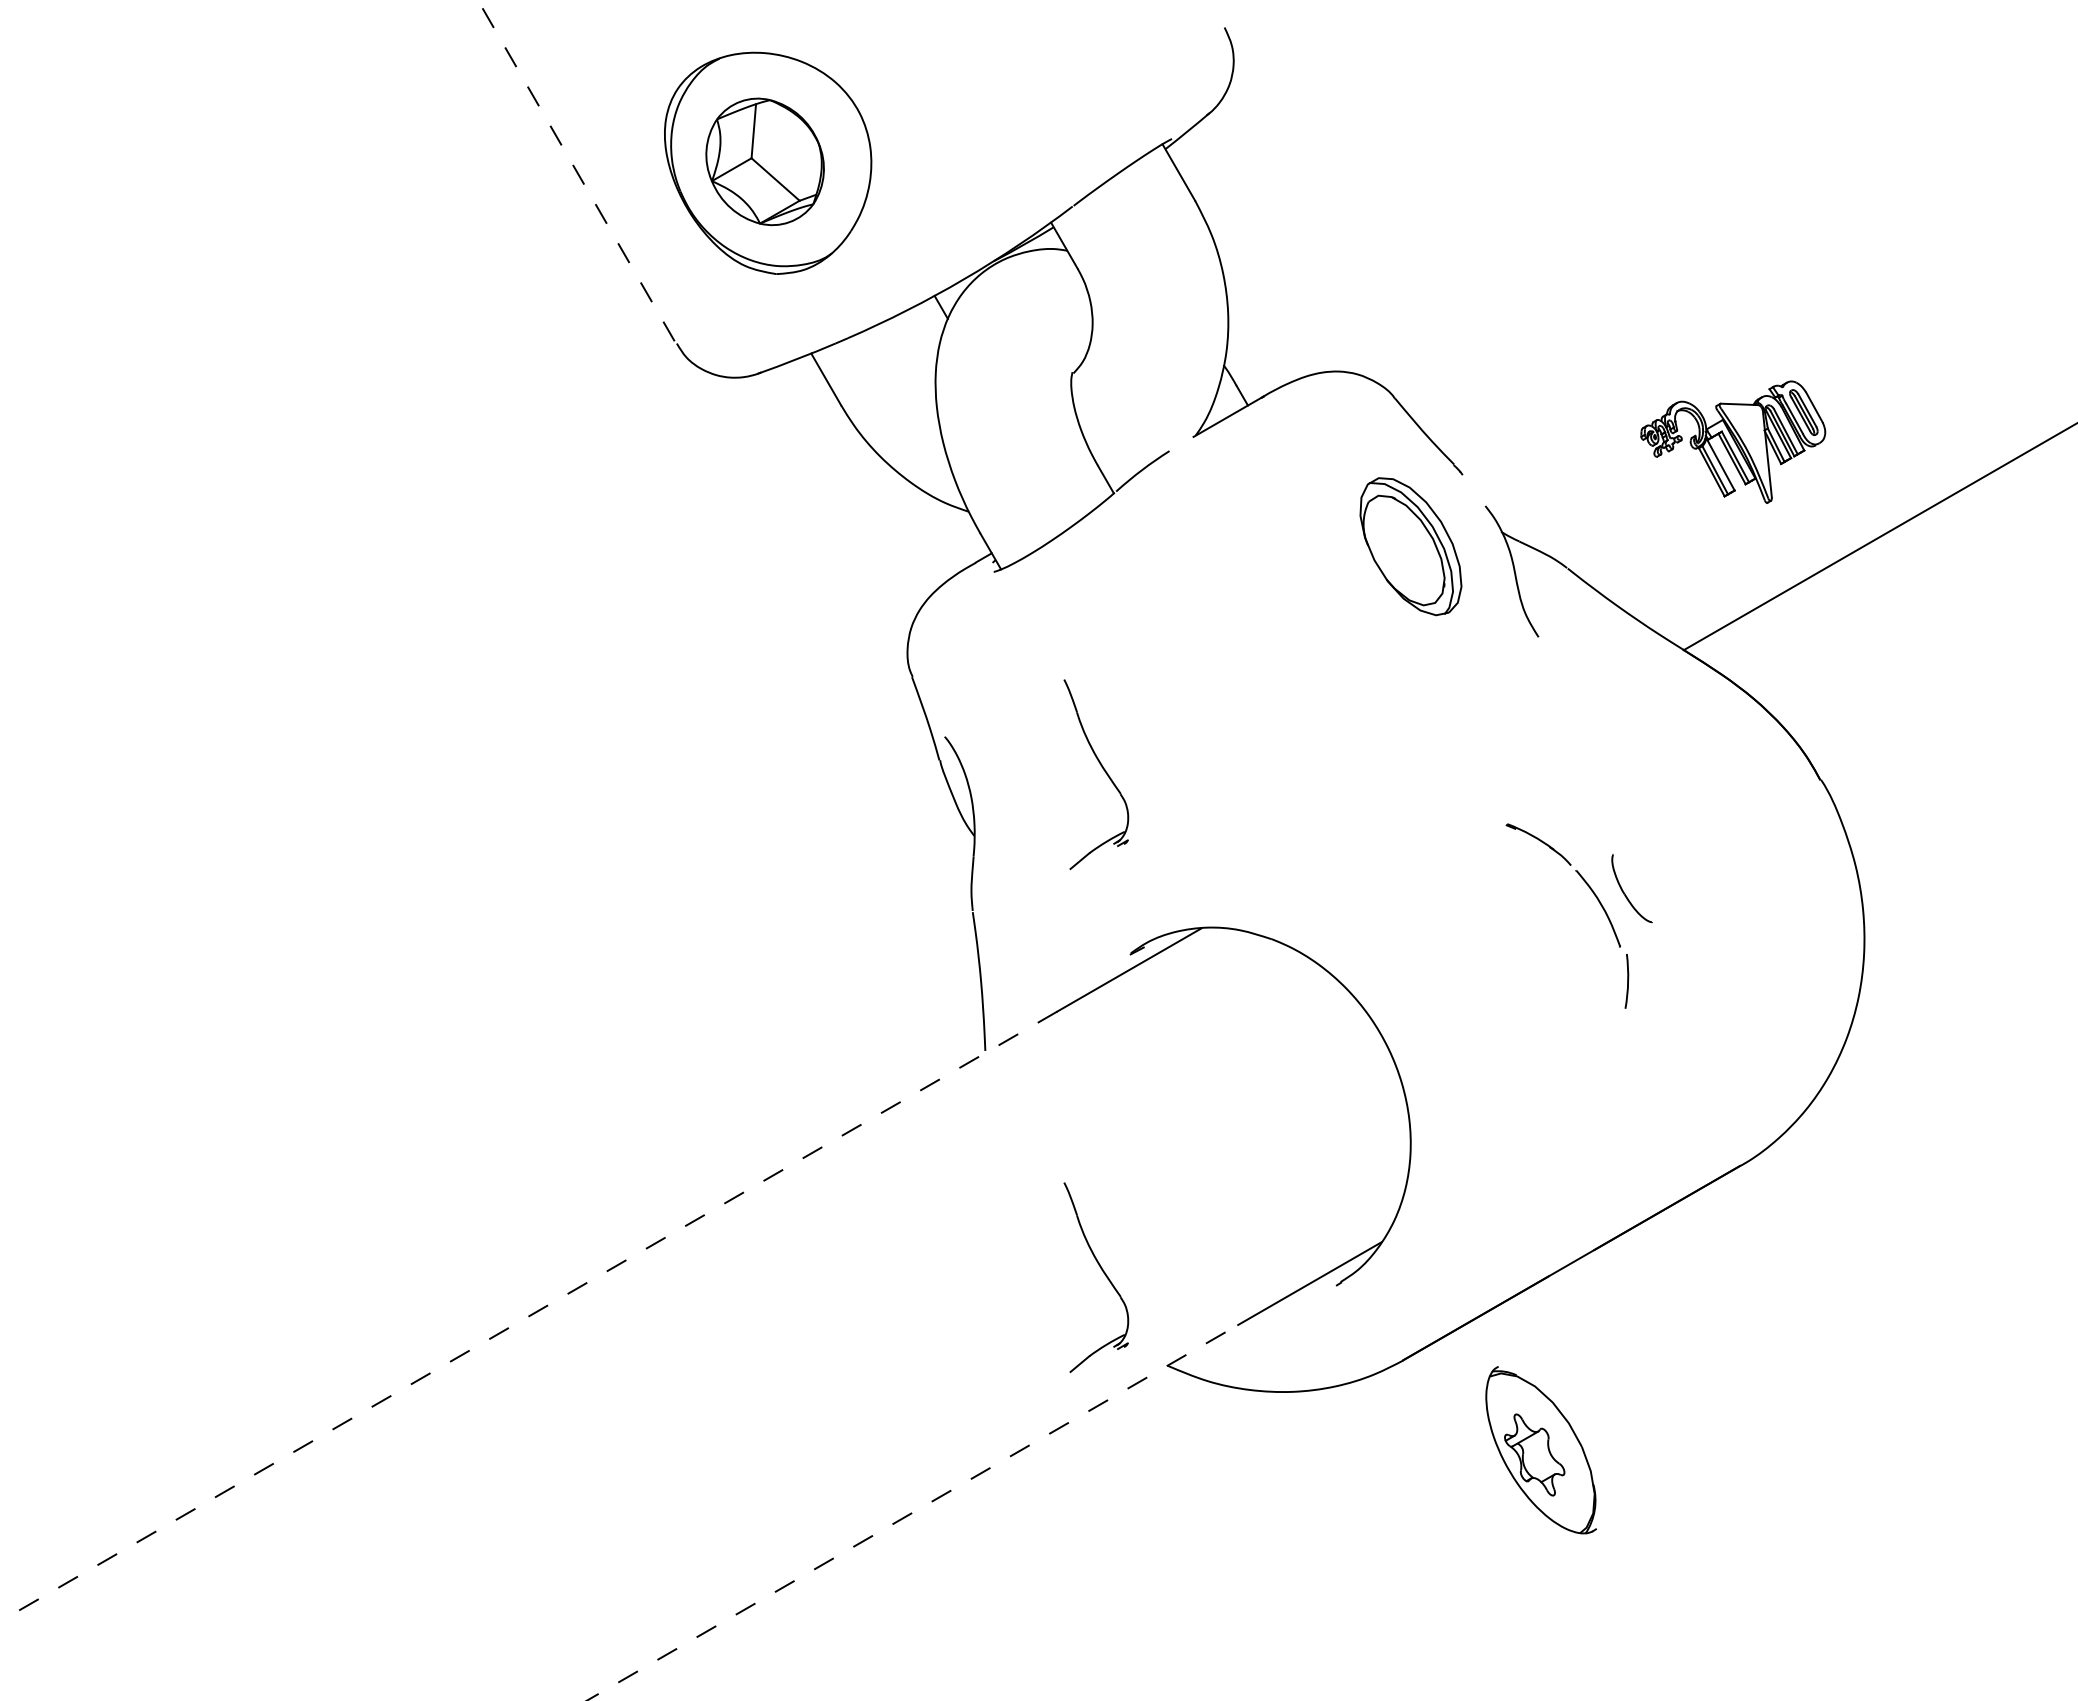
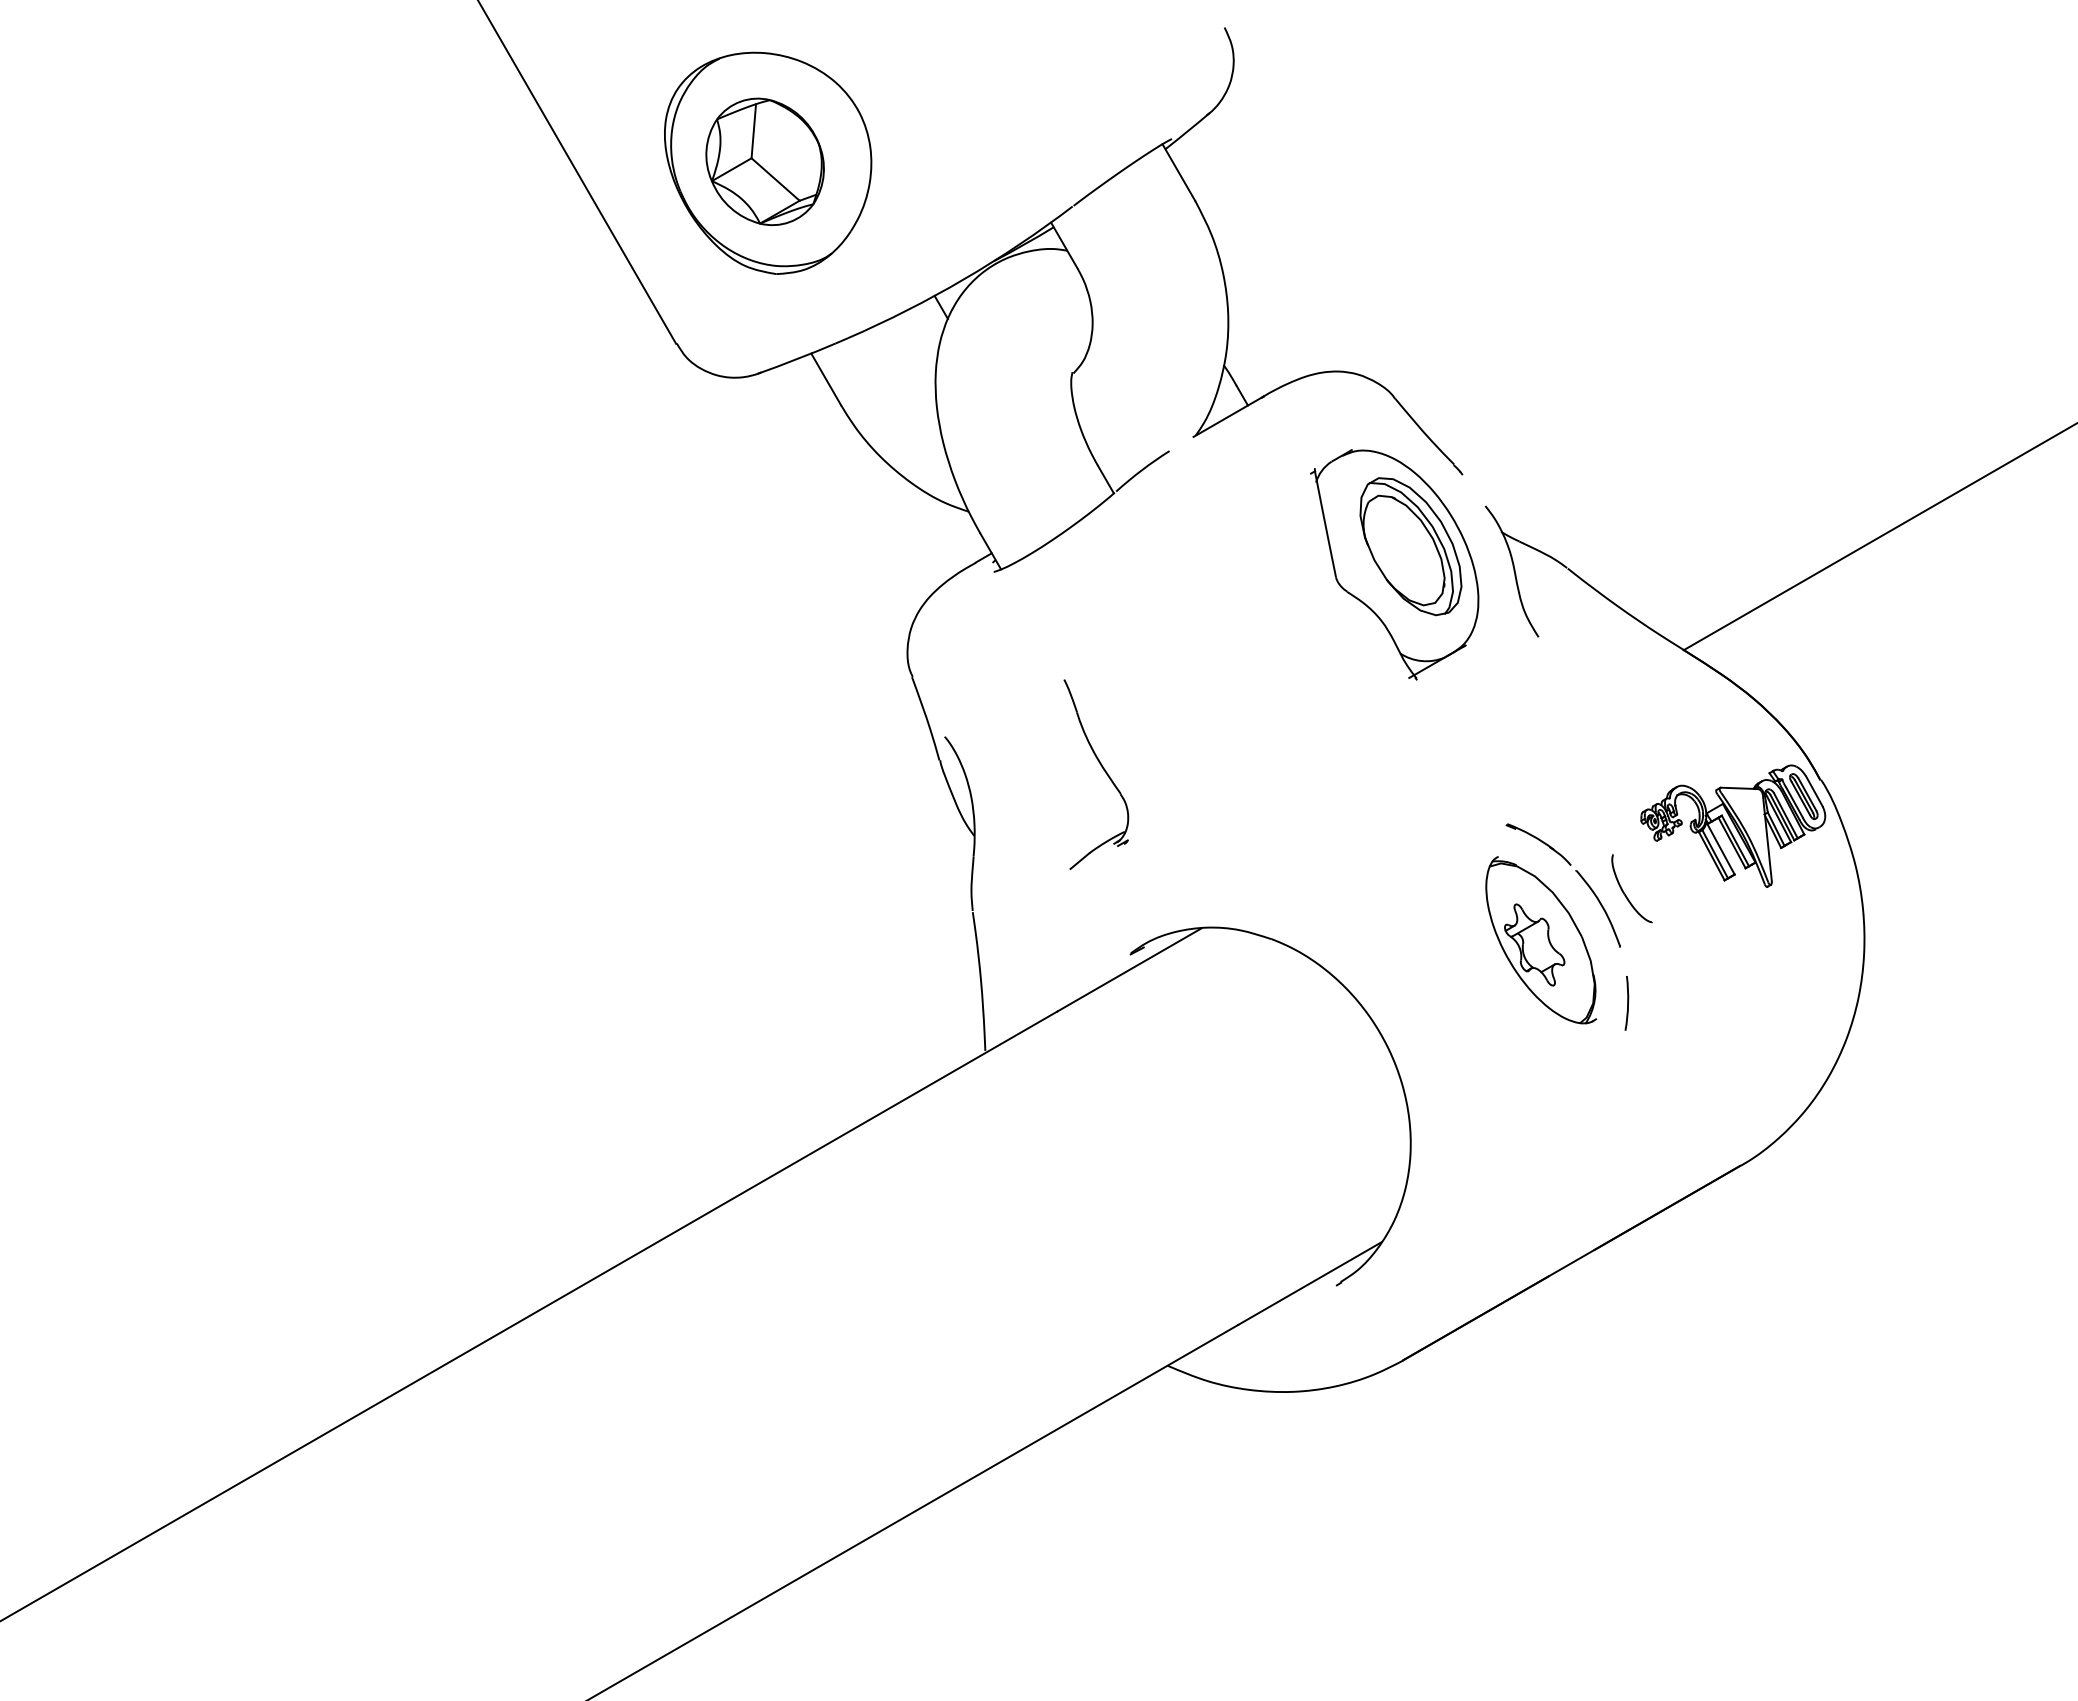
line: dashed -> solid (577, 172)
part position: (1733, 441) -> (1733, 825) (1733, 825)
part: none -> present (1394, 564)
arc position: (1627, 981) -> (1627, 1003) (1627, 1003)
part: present -> none (1103, 1273)
line: dashed -> solid (528, 1316)
part position: (1540, 1450) -> (1540, 940) (1540, 940)
line: dashed -> solid (912, 1512)
